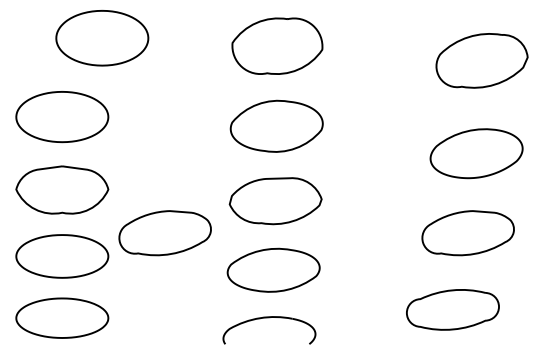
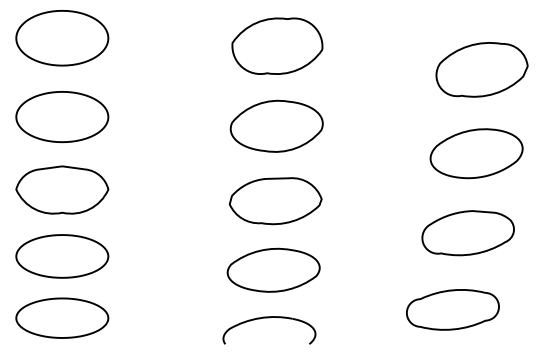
part position: (102, 38) -> (62, 38) (62, 38)
part position: (481, 60) -> (481, 69) (481, 69)
part: present -> none (164, 233)
